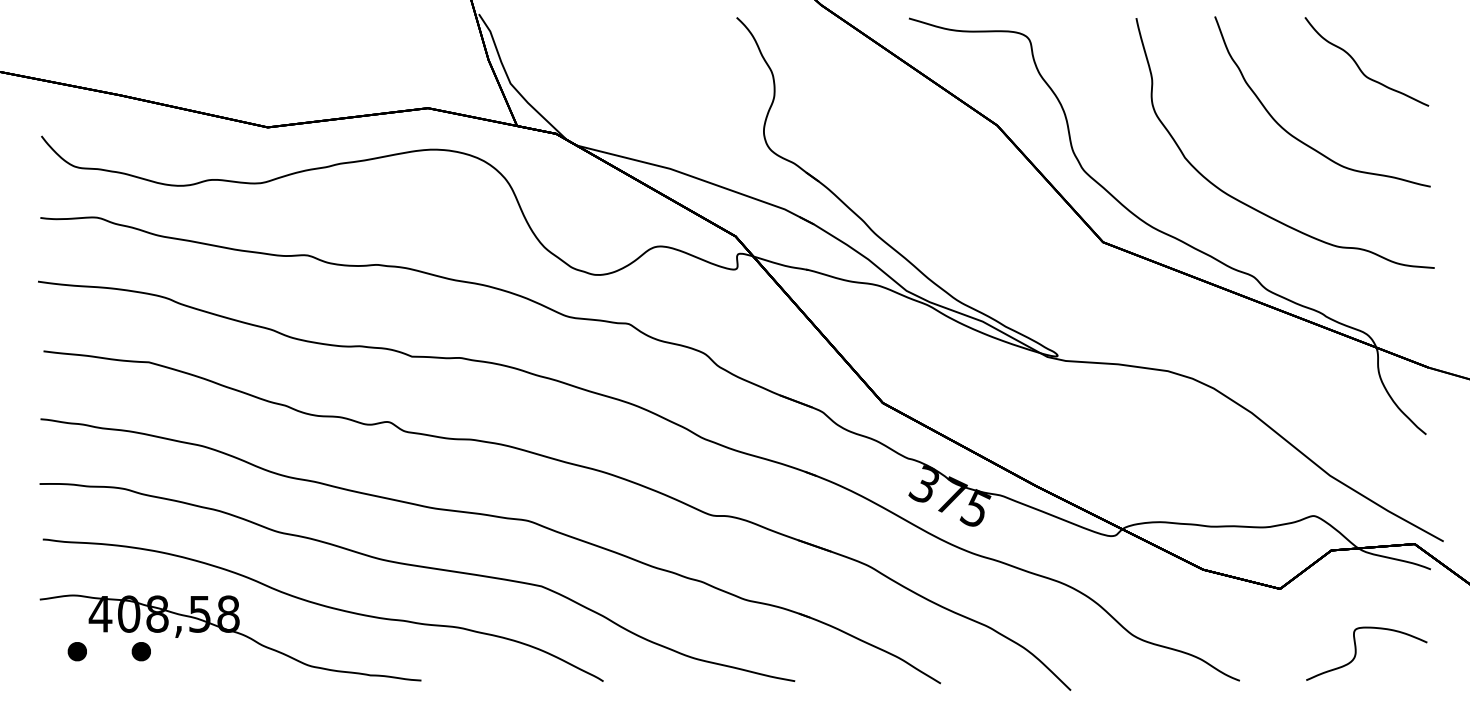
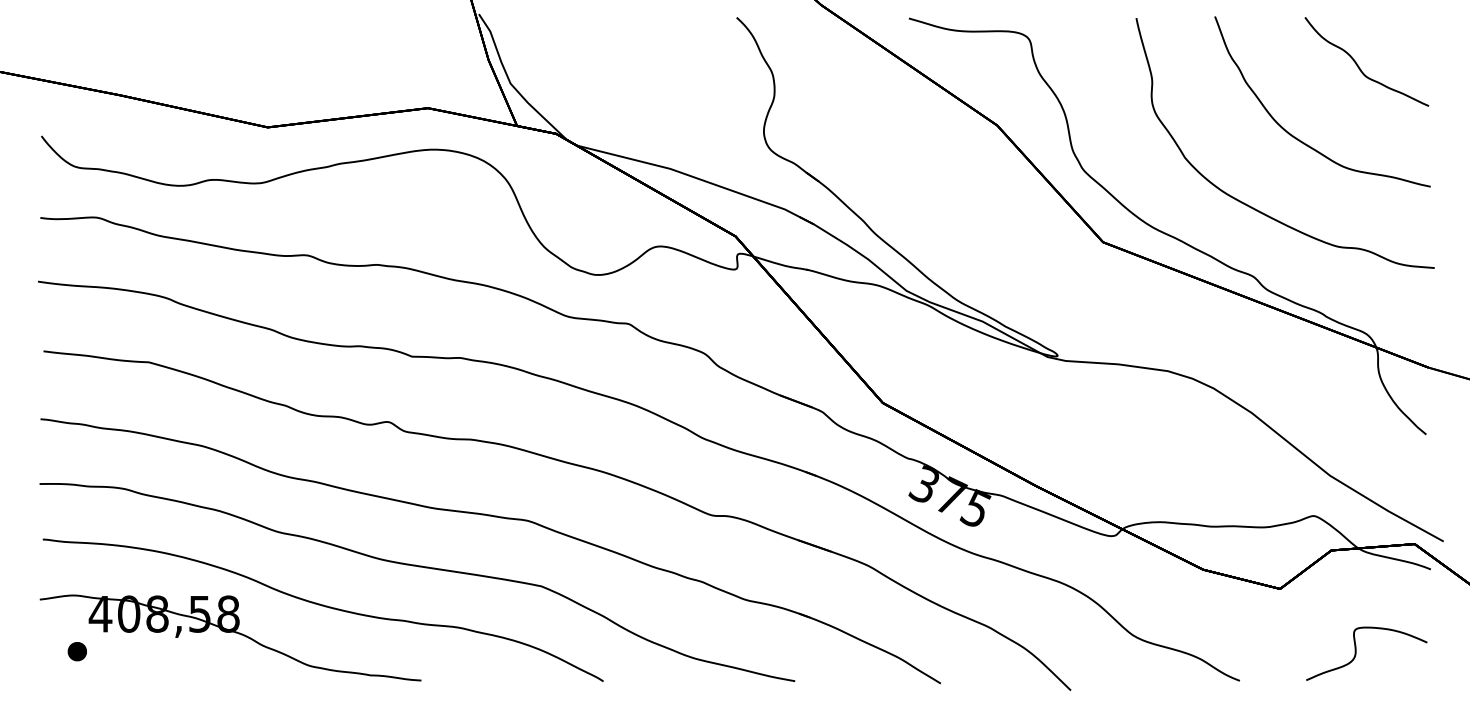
part: present -> none (140, 651)
